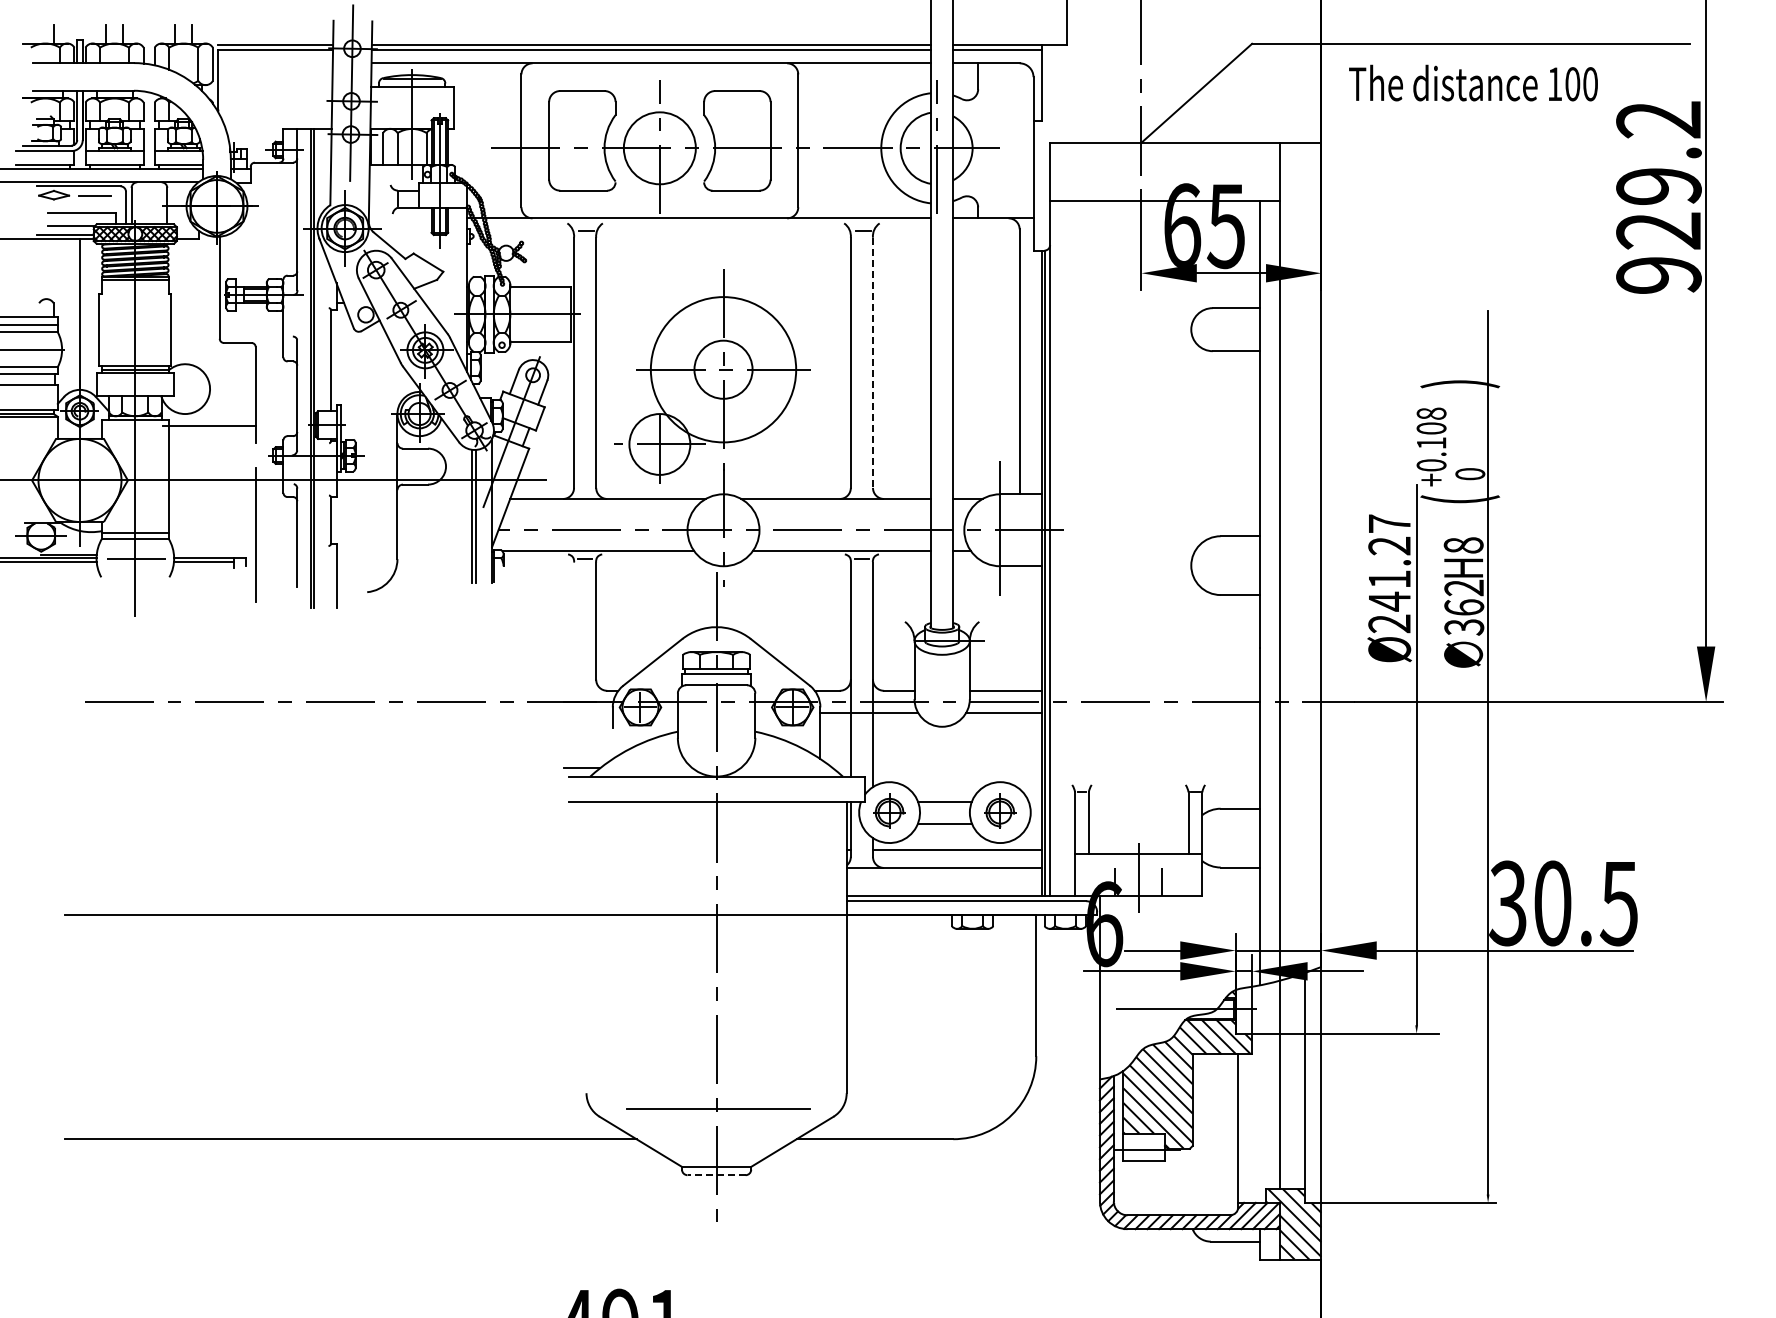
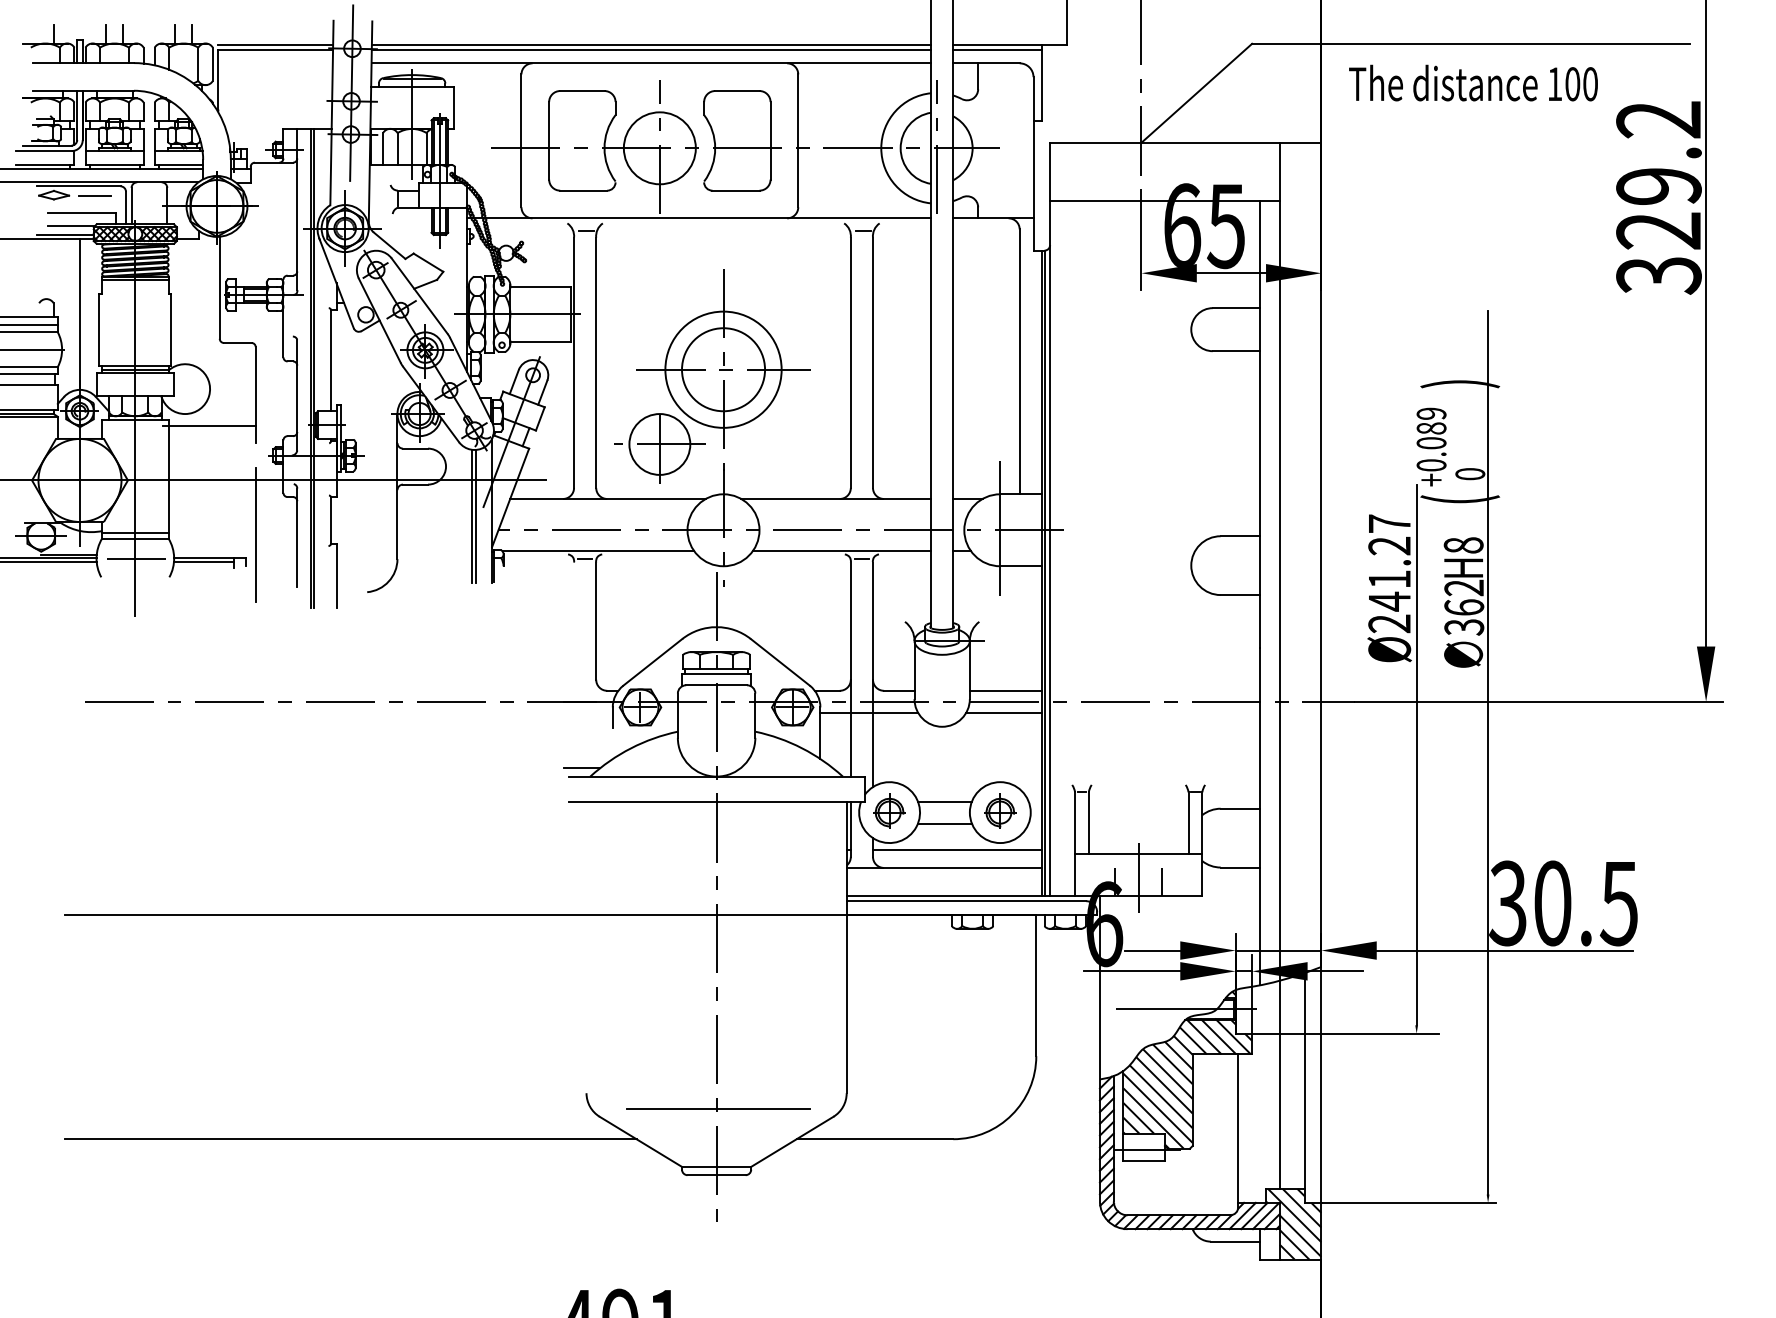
text: 929.2 -> 329.2 (1658, 275)
line: dashed -> solid (872, 363)
circle diameter: 145 px -> 116 px (723, 369)
circle diameter: 58 px -> 83 px (723, 369)
text: +0.108 -> +0.089 (1431, 428)
line: dashed -> solid (716, 1175)
